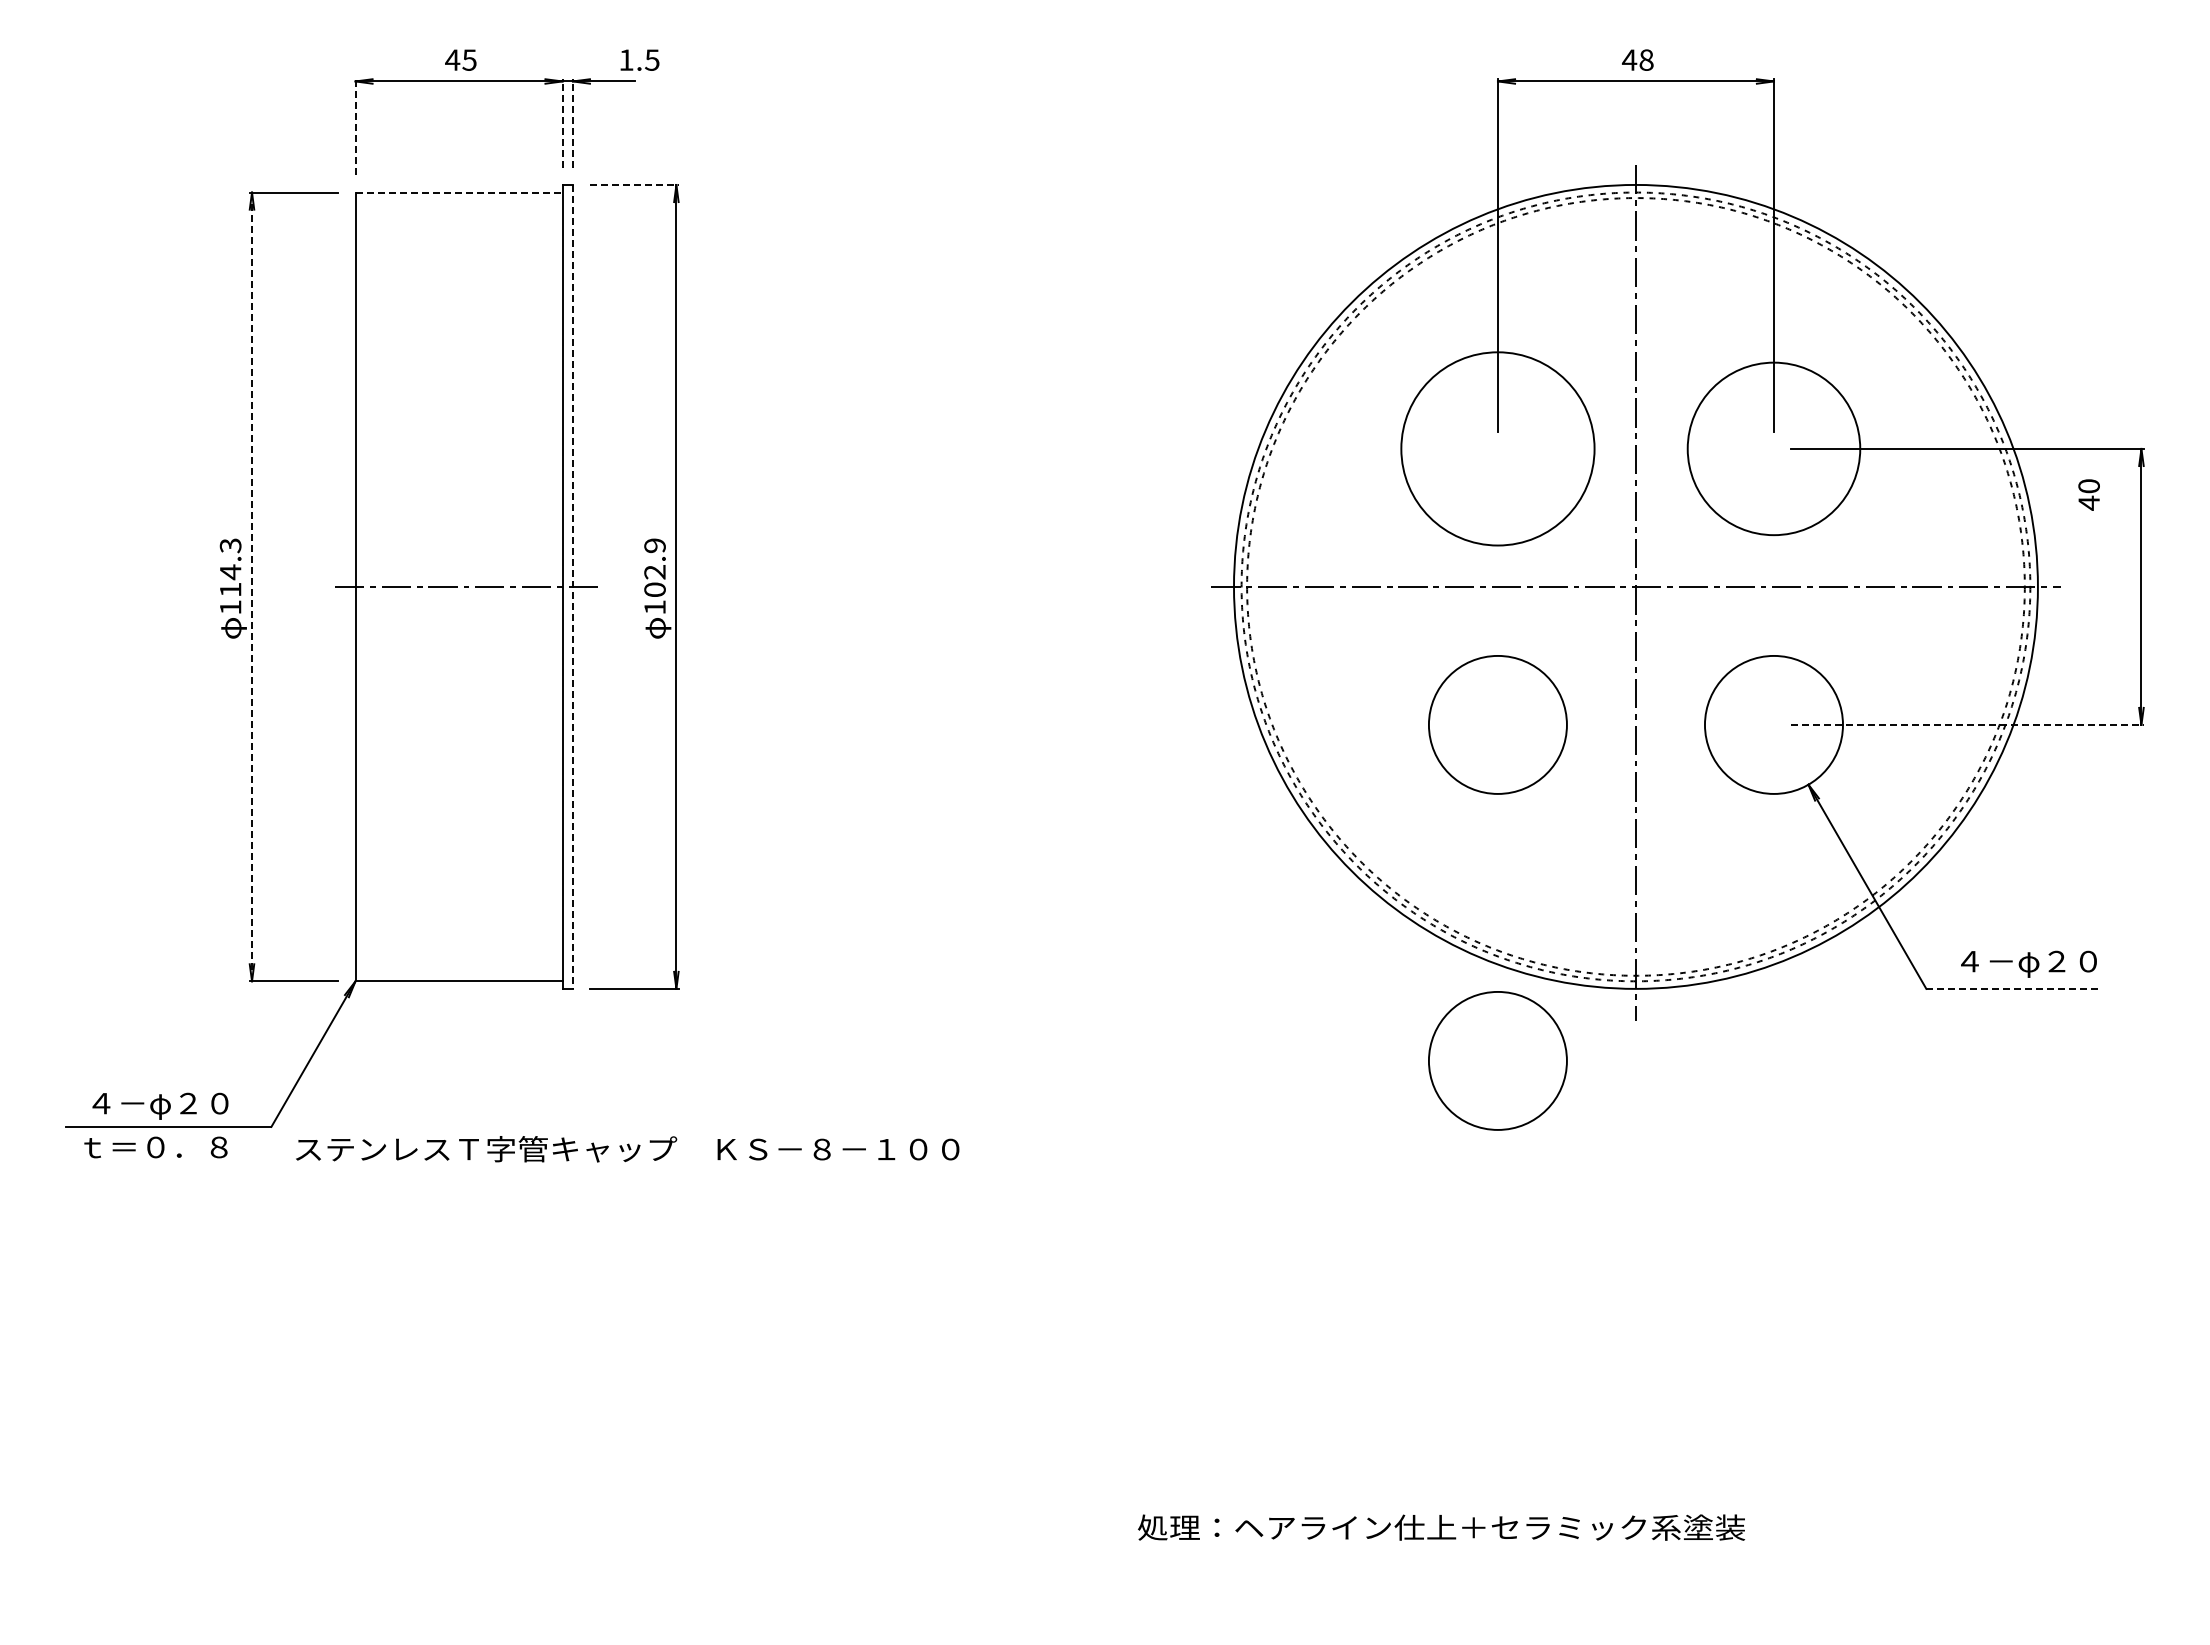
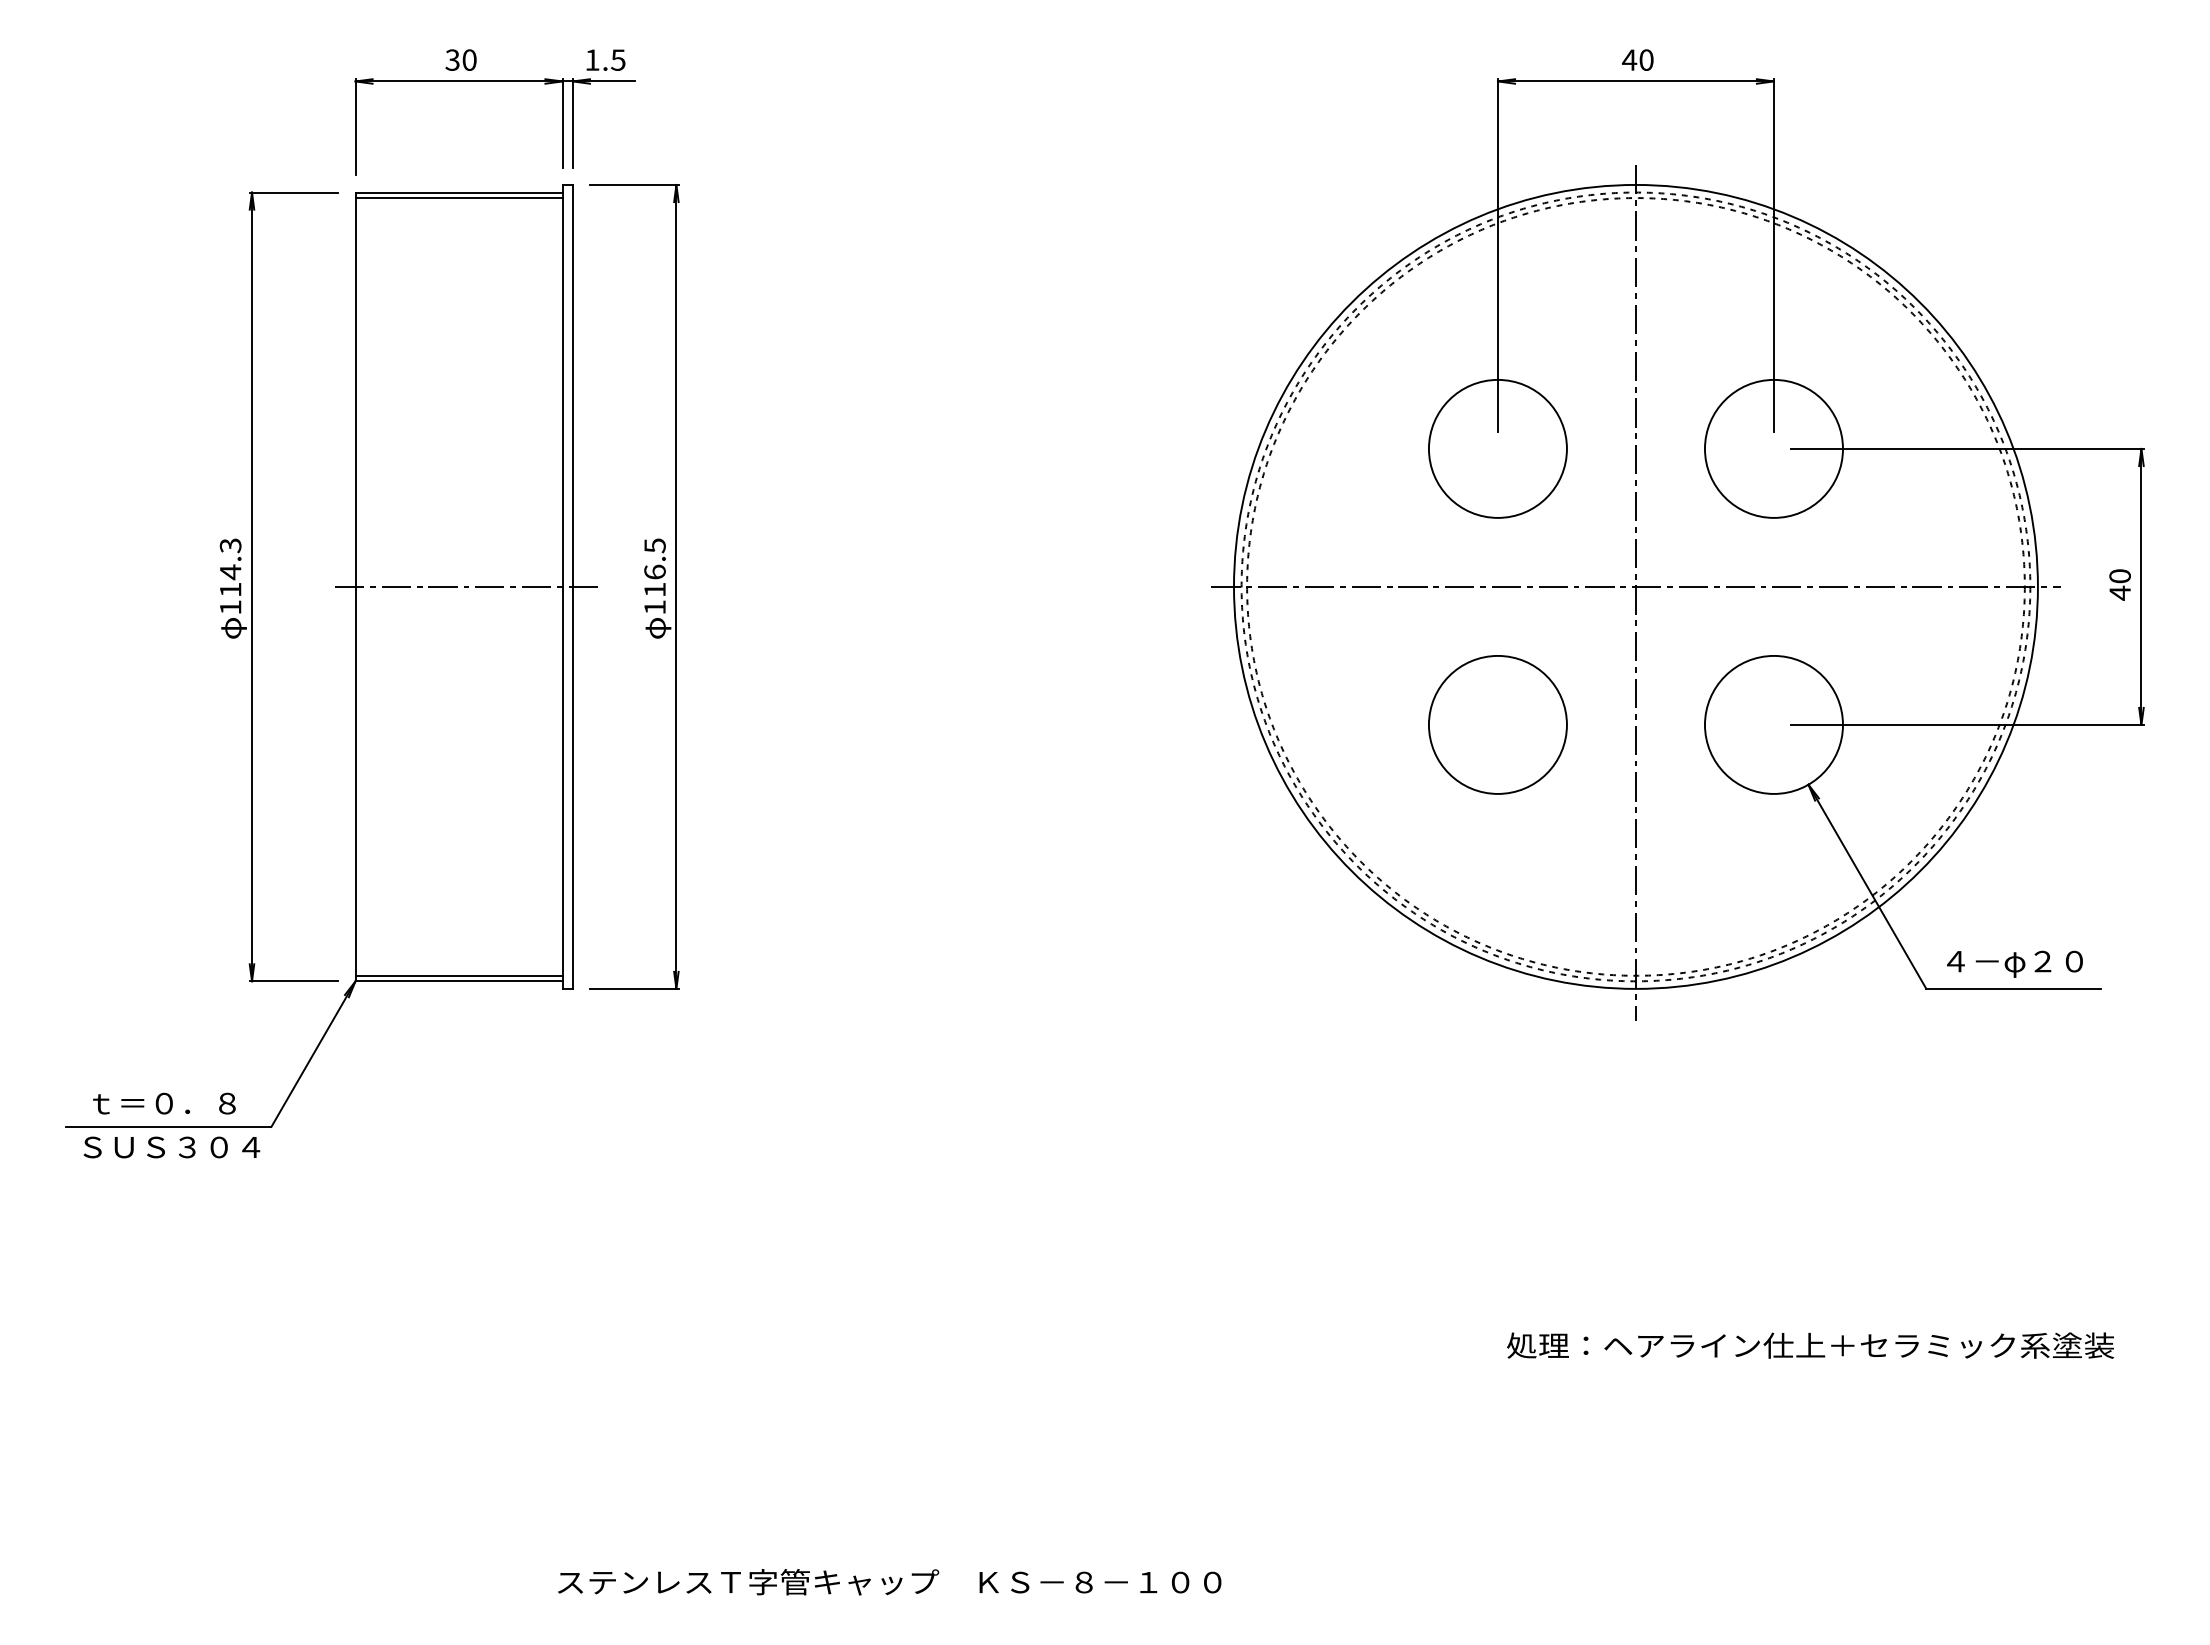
text: 45 -> 30 (460, 59)
text position: (639, 59) -> (605, 59) (605, 59)
text: 48 -> 40 (1646, 60)
line: dashed -> solid (562, 123)
line: dashed -> solid (572, 123)
line: dashed -> solid (355, 127)
line: dashed -> solid (634, 184)
line: dashed -> solid (459, 192)
line: none -> present (458, 198)
circle diameter: 193 px -> 138 px (1497, 448)
circle diameter: 173 px -> 138 px (1773, 448)
text position: (2088, 494) -> (2119, 584) (2119, 584)
text: 102.9 -> 116.5 (654, 567)
line: dashed -> solid (252, 586)
line: dashed -> solid (572, 586)
line: dashed -> solid (1967, 724)
text position: (2028, 963) -> (2014, 963) (2014, 963)
line: none -> present (458, 975)
line: dashed -> solid (2014, 988)
circle: present -> none (1497, 1060)
text: ４－φ２０ -> ｔ＝０．８ (163, 1105)
text: ｔ＝０．８ -> ＳＵＳ３０４ (171, 1147)
text position: (627, 1149) -> (889, 1582) (889, 1582)
text position: (1441, 1527) -> (1810, 1345) (1810, 1345)
